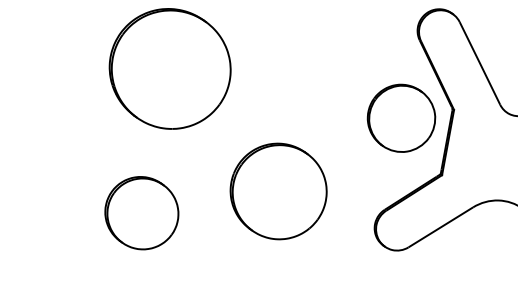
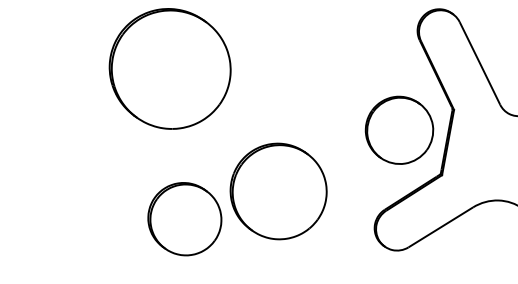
part position: (401, 117) -> (399, 129) (399, 129)
part position: (141, 213) -> (184, 219) (184, 219)
